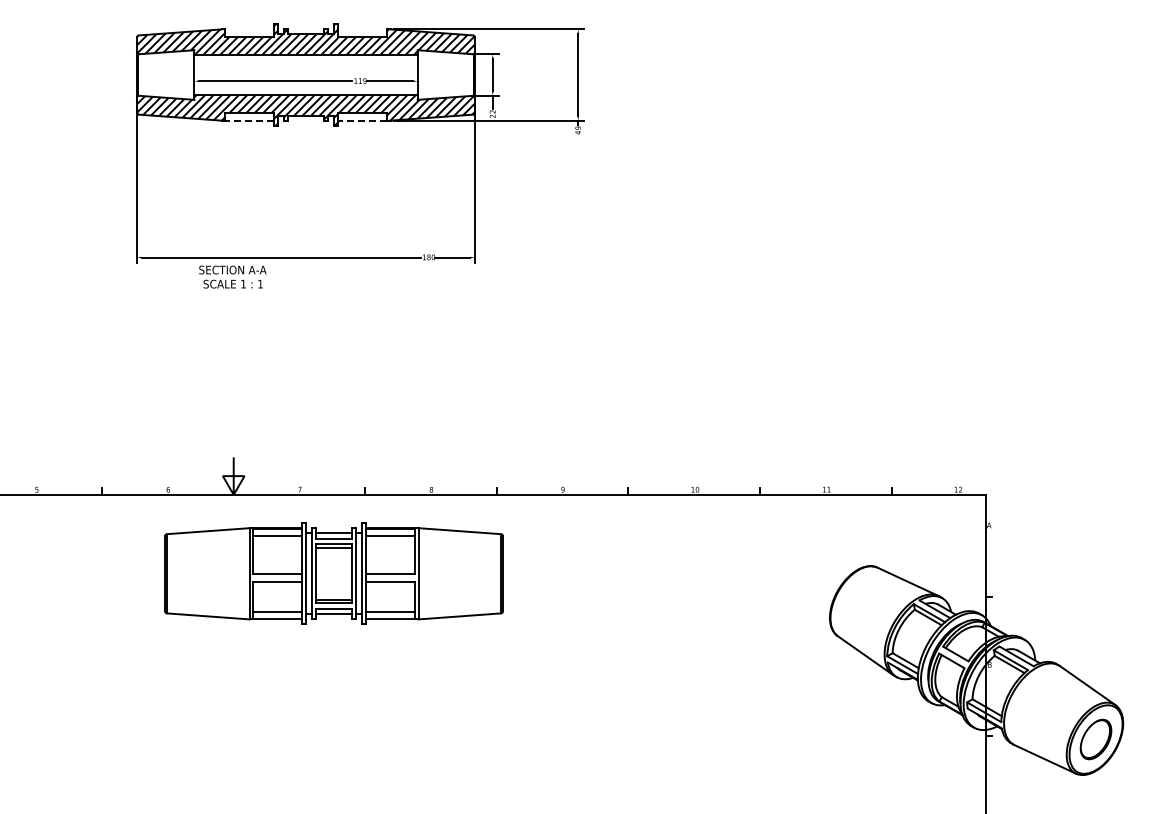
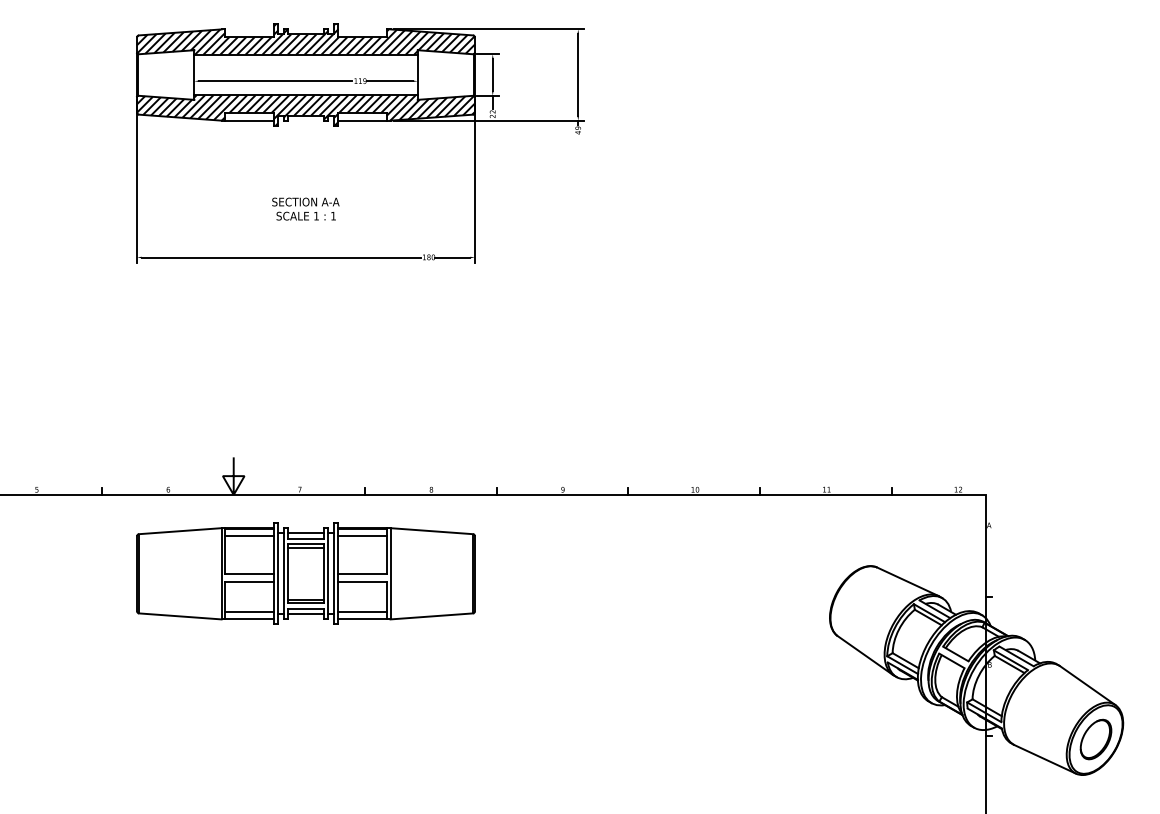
line: dashed -> solid (249, 120)
line: dashed -> solid (362, 120)
text position: (232, 276) -> (305, 208) (305, 208)
part position: (333, 573) -> (305, 573) (305, 573)
